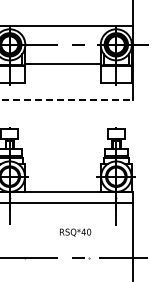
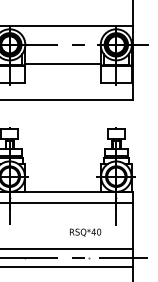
line: dashed -> solid (67, 100)
text position: (75, 232) -> (85, 232) (85, 232)
line: none -> present (67, 249)
line: none -> present (67, 266)
